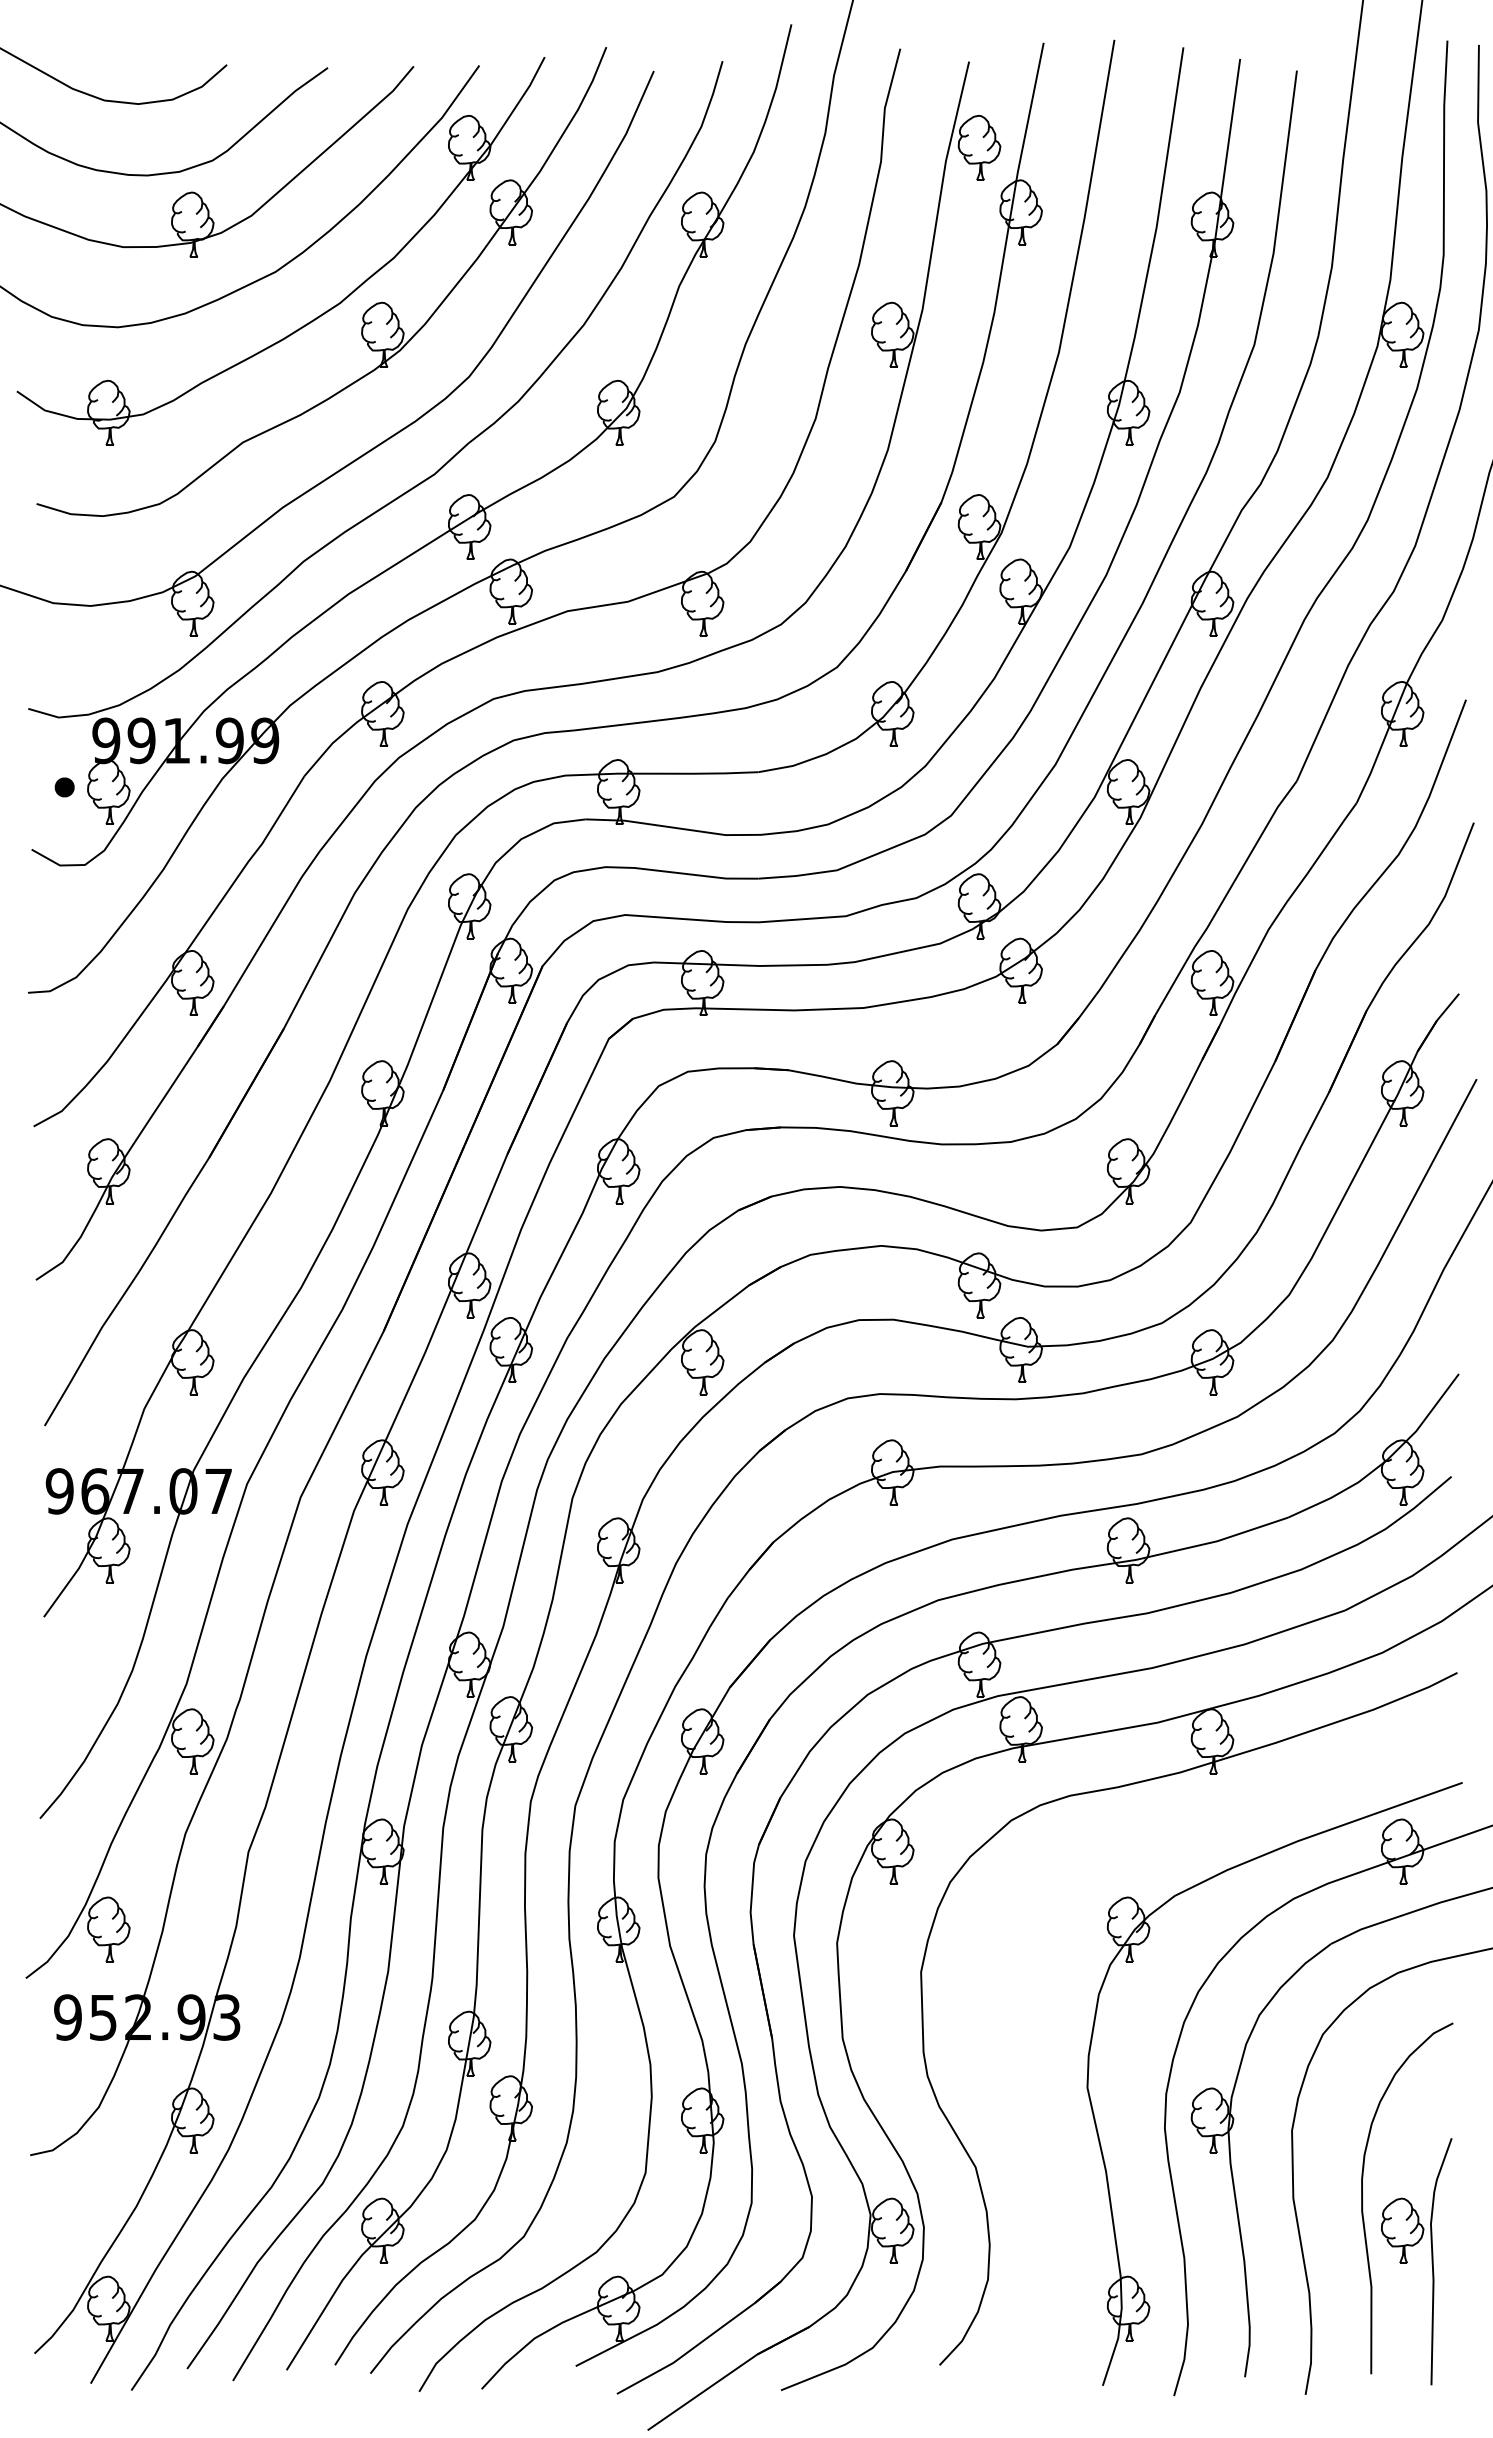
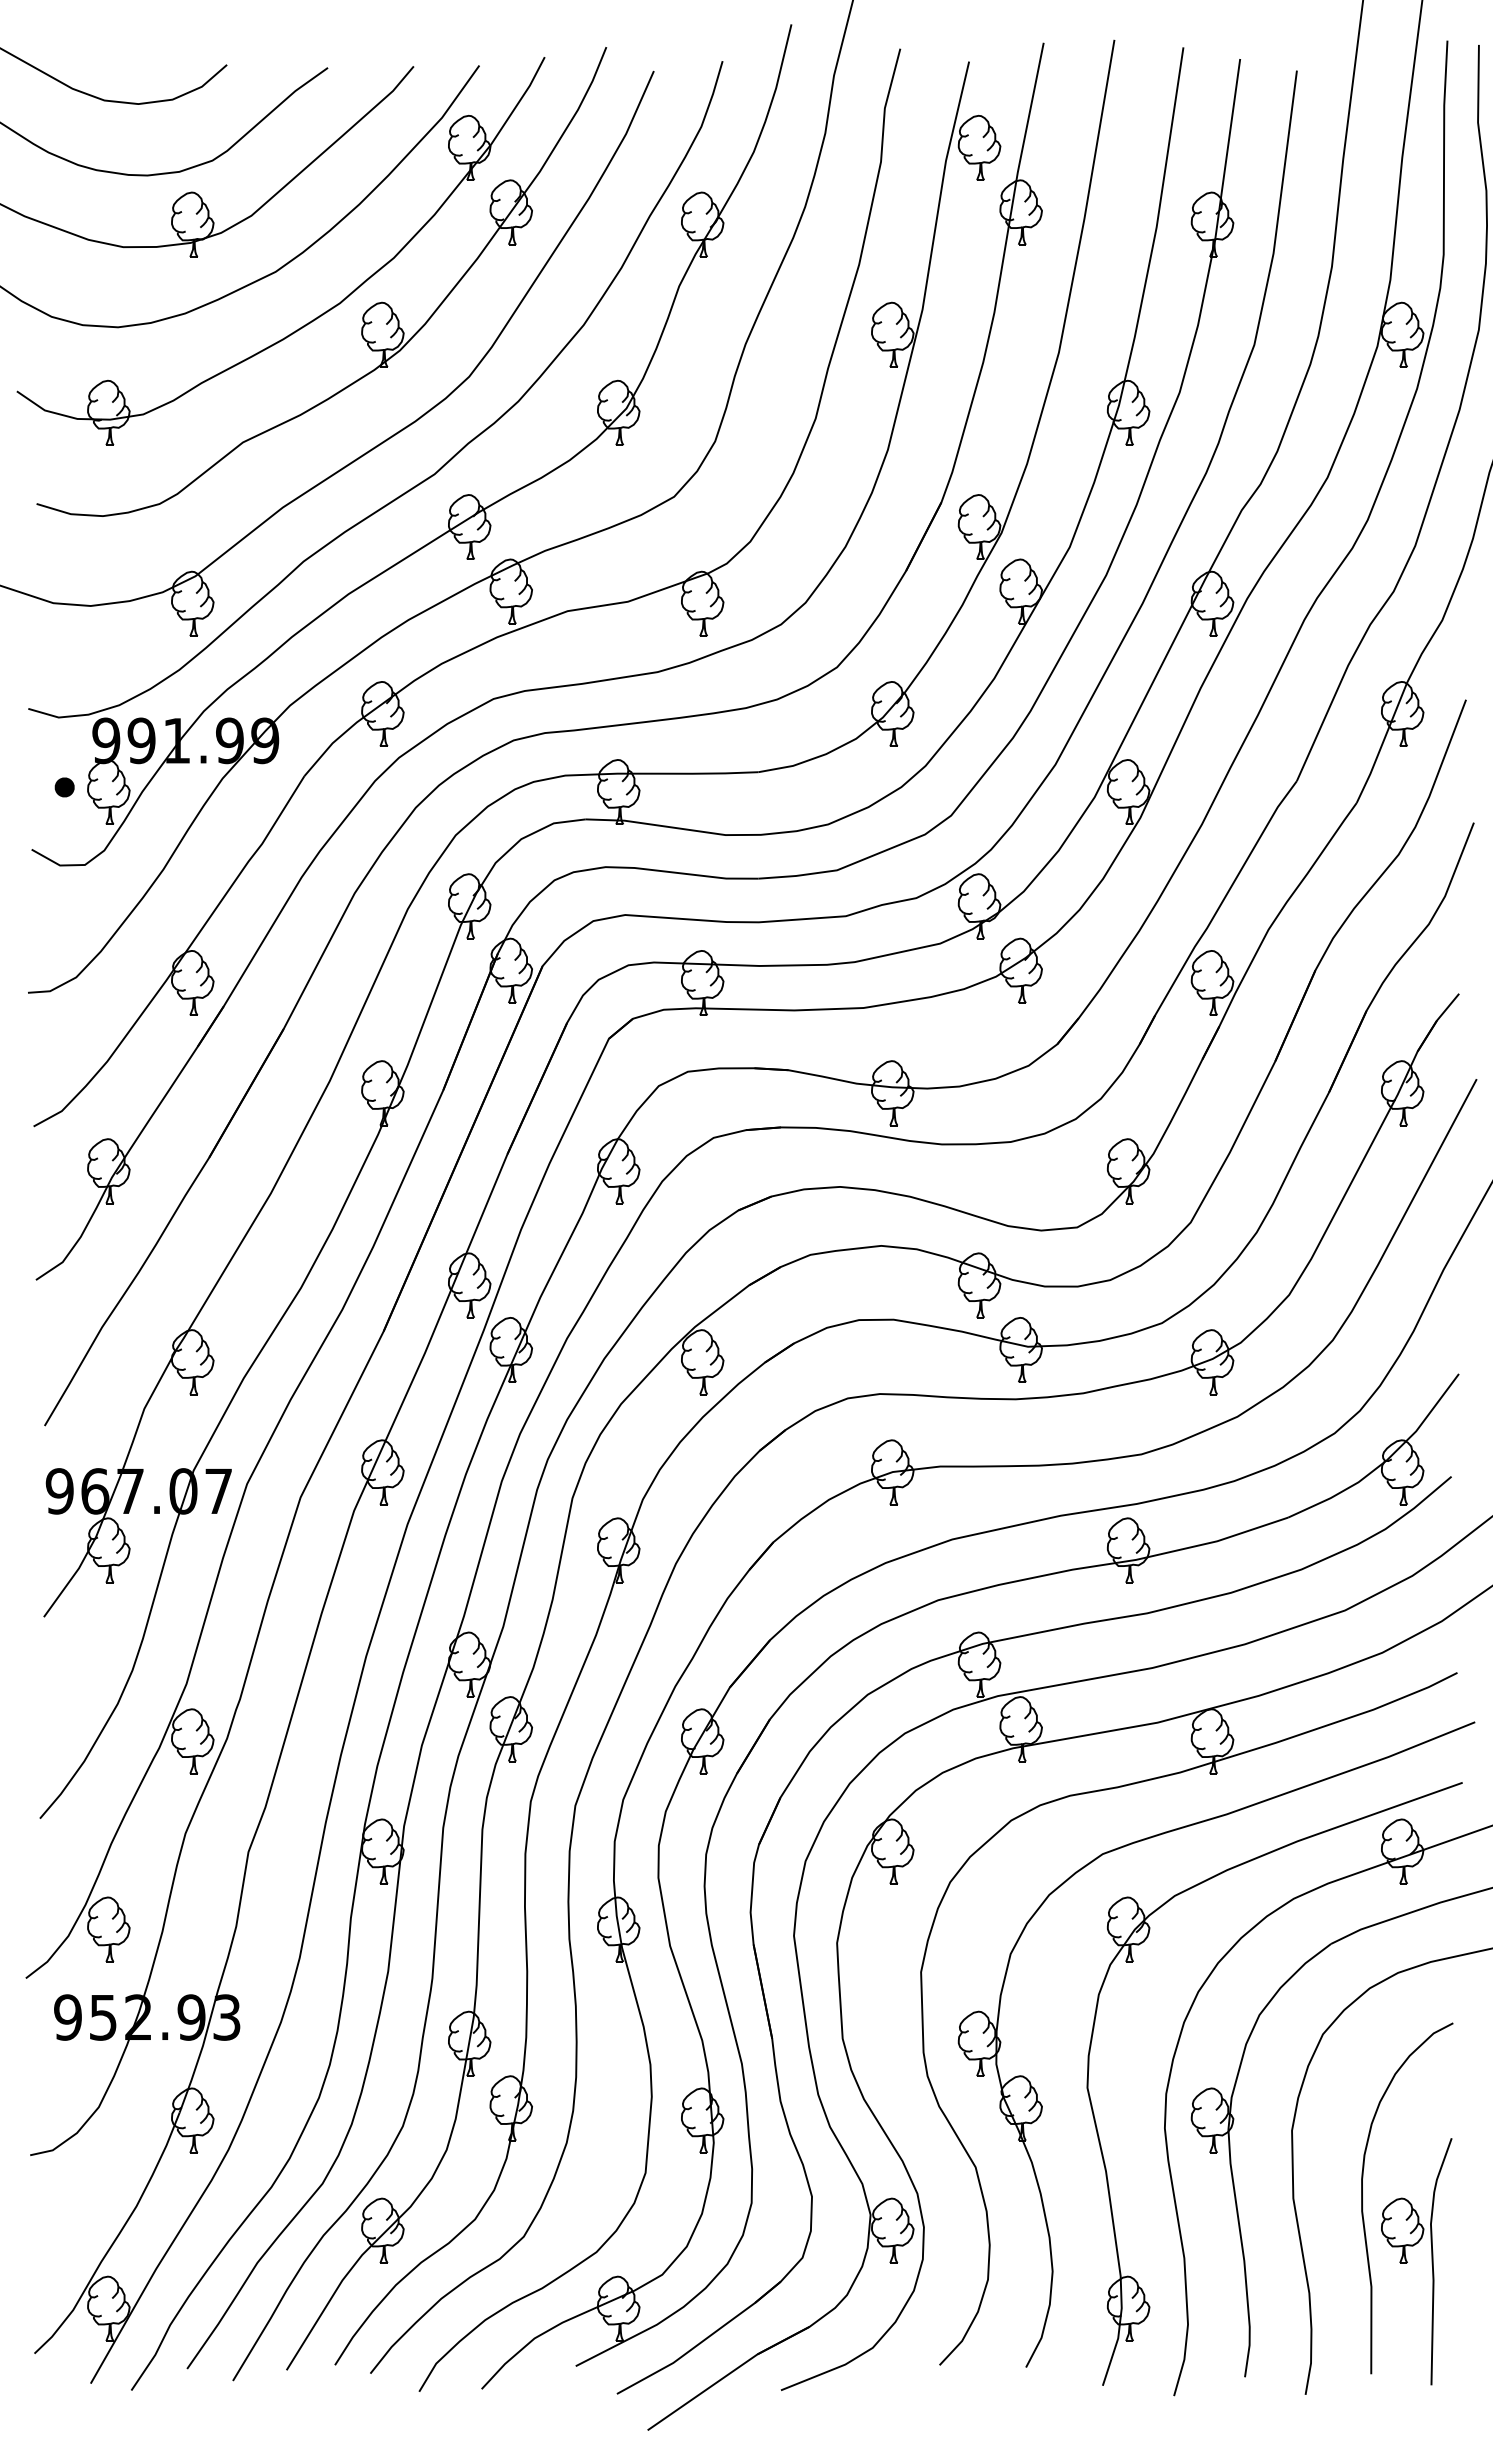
part: none -> present (1042, 2105)
